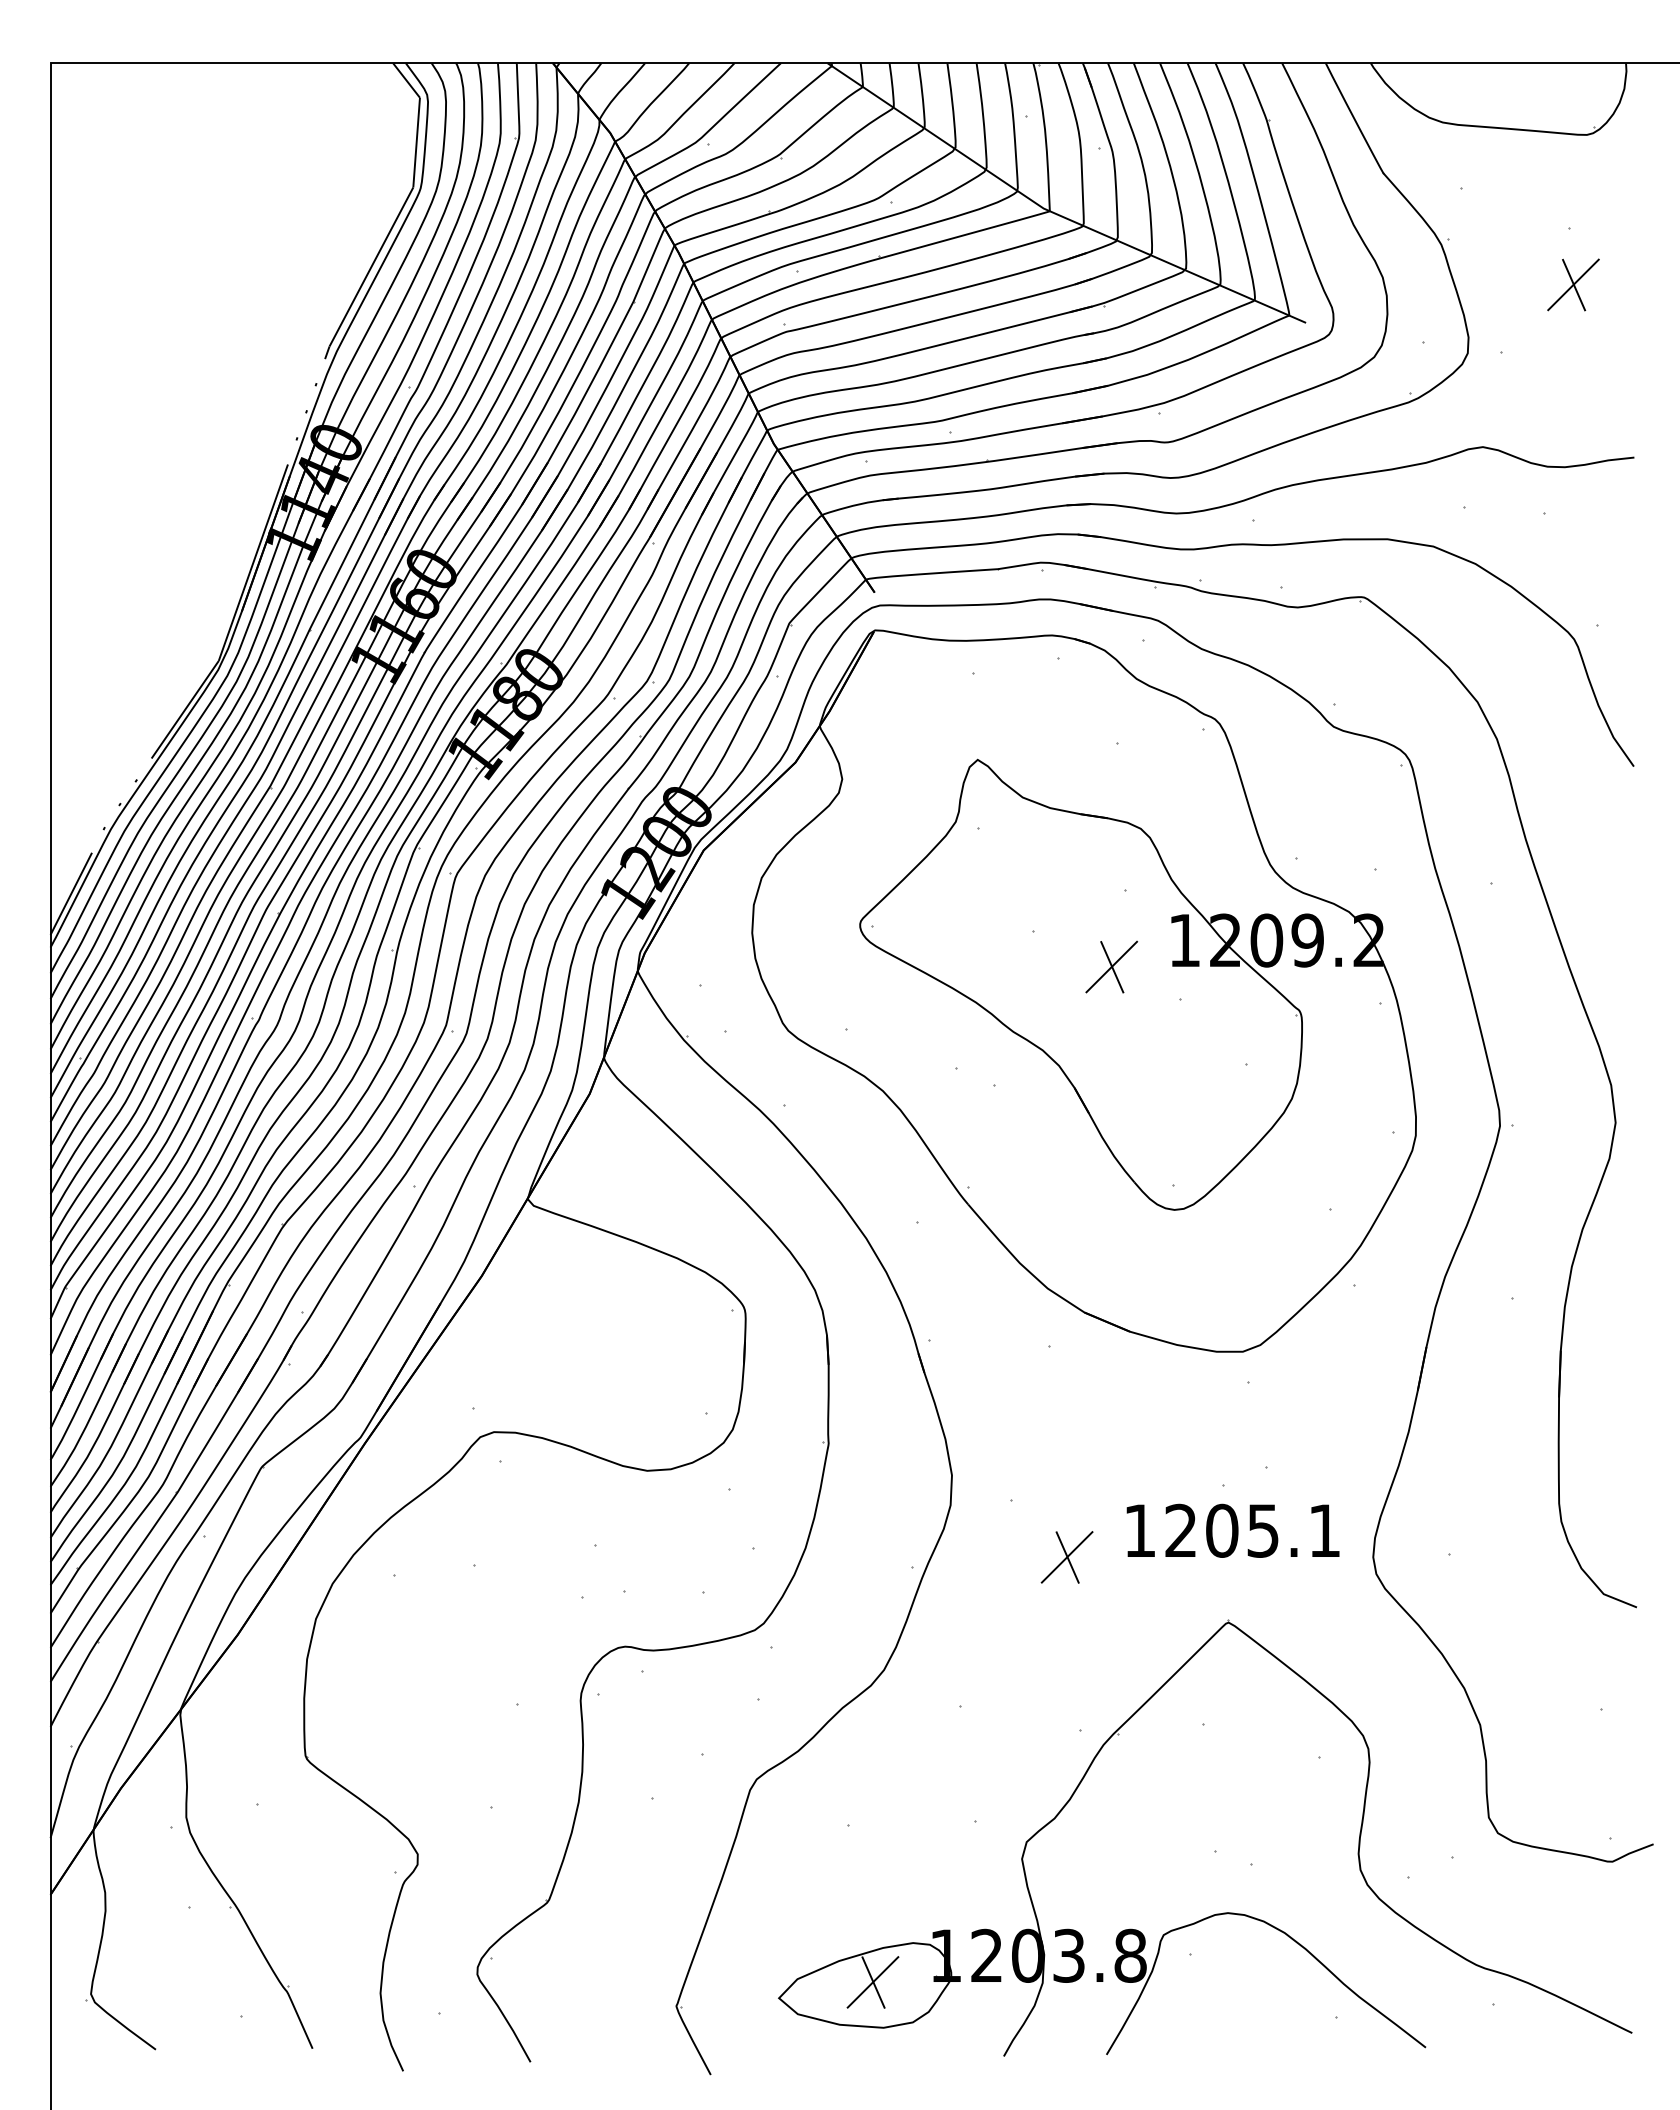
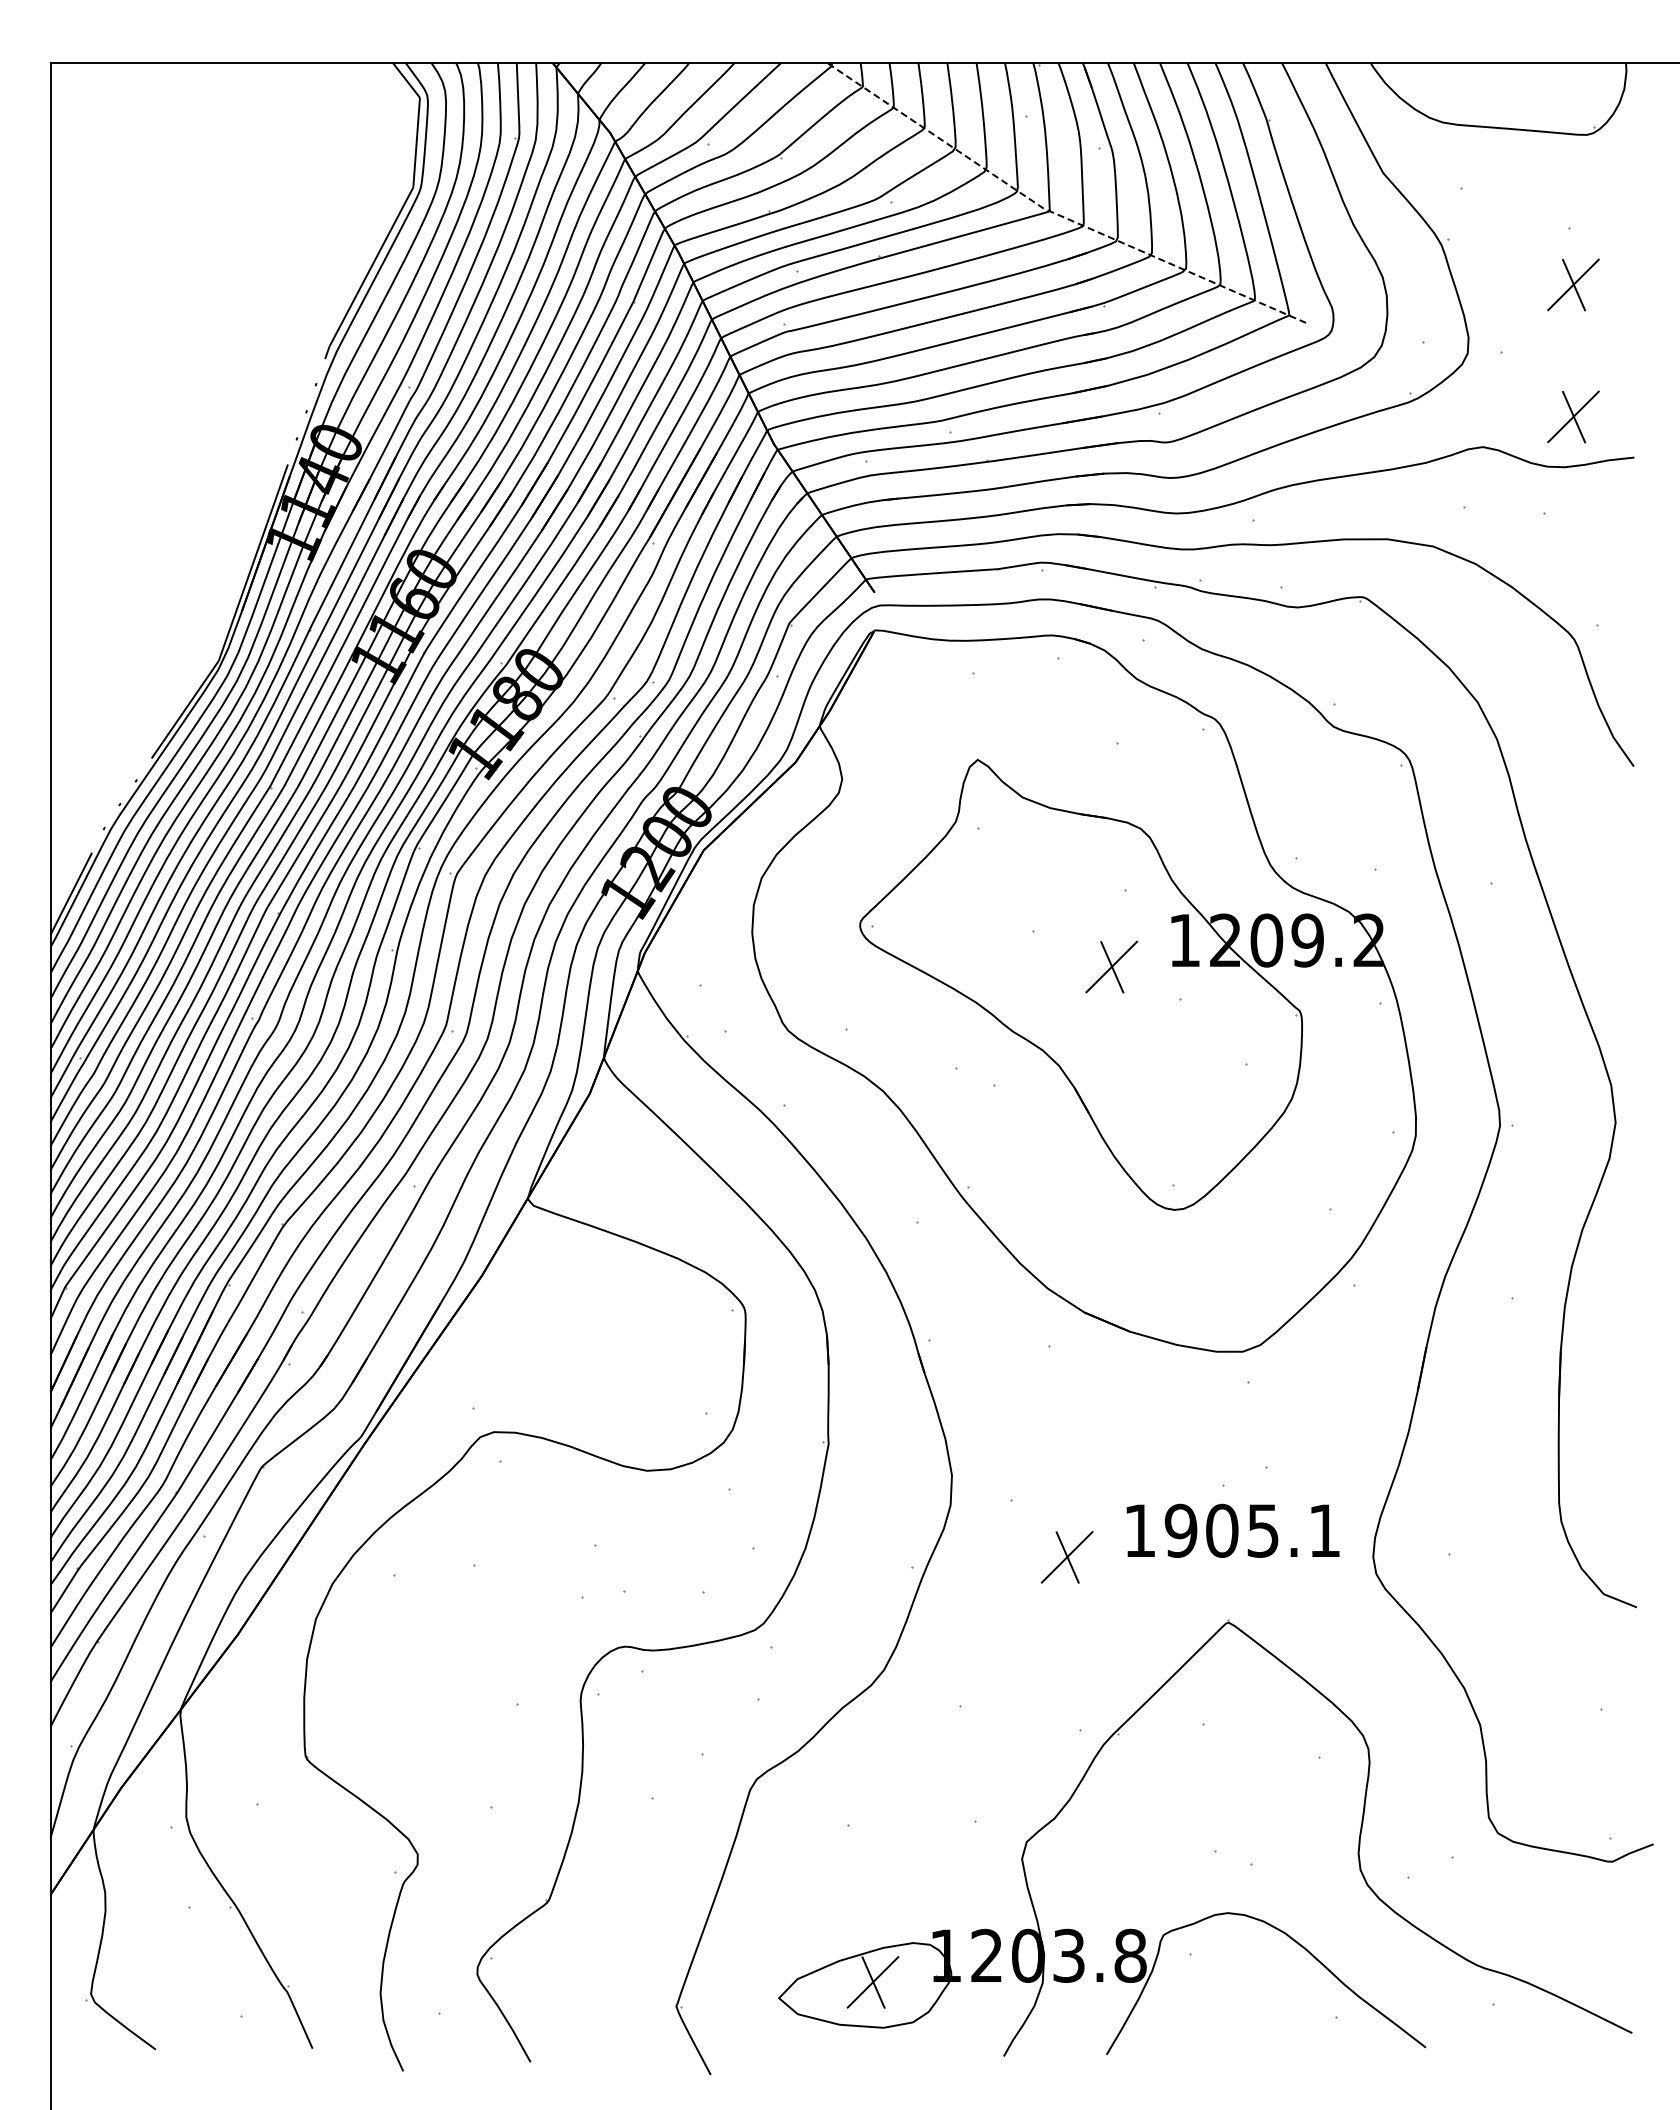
line: solid -> dashed (1054, 213)
part: none -> present (1573, 416)
text: 1205.1 -> 1905.1 (1180, 1530)
